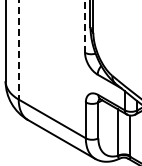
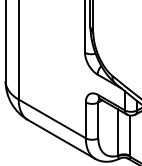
line: dashed -> solid (85, 26)
line: dashed -> solid (18, 50)
